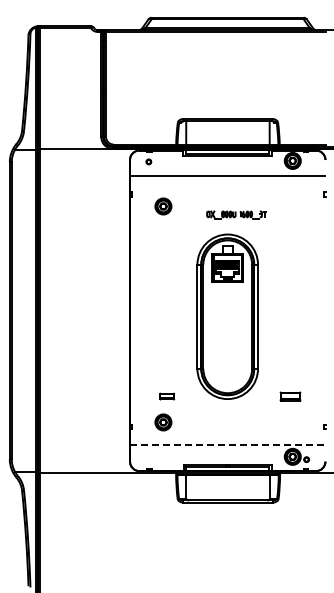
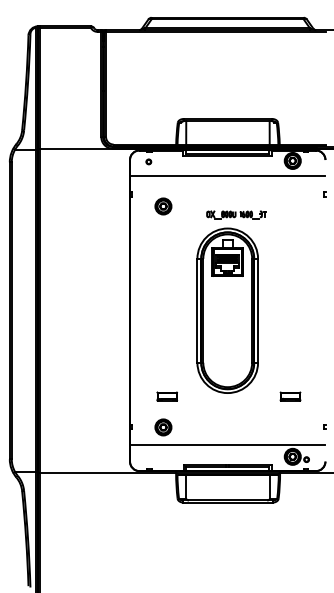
part position: (227, 316) -> (227, 310) (227, 310)
part size: 17x9 px -> 22x11 px (166, 396)
part position: (163, 422) -> (163, 427) (163, 427)
line: dashed -> solid (227, 445)
